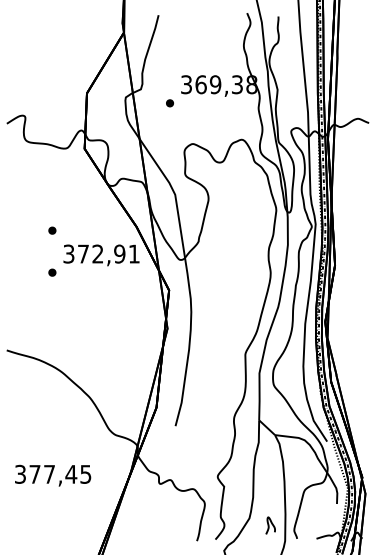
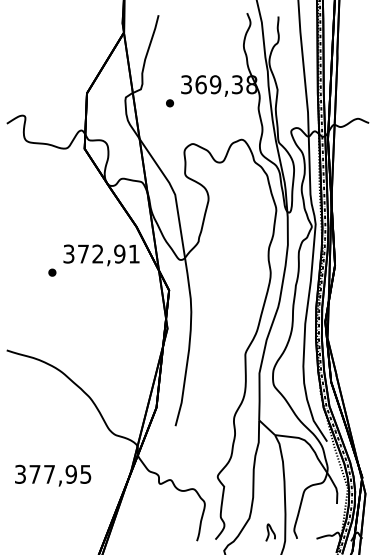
part: present -> none (52, 230)
text: 377,45 -> 377,95 (71, 473)
curve position: (269, 525) -> (269, 532) (269, 532)
